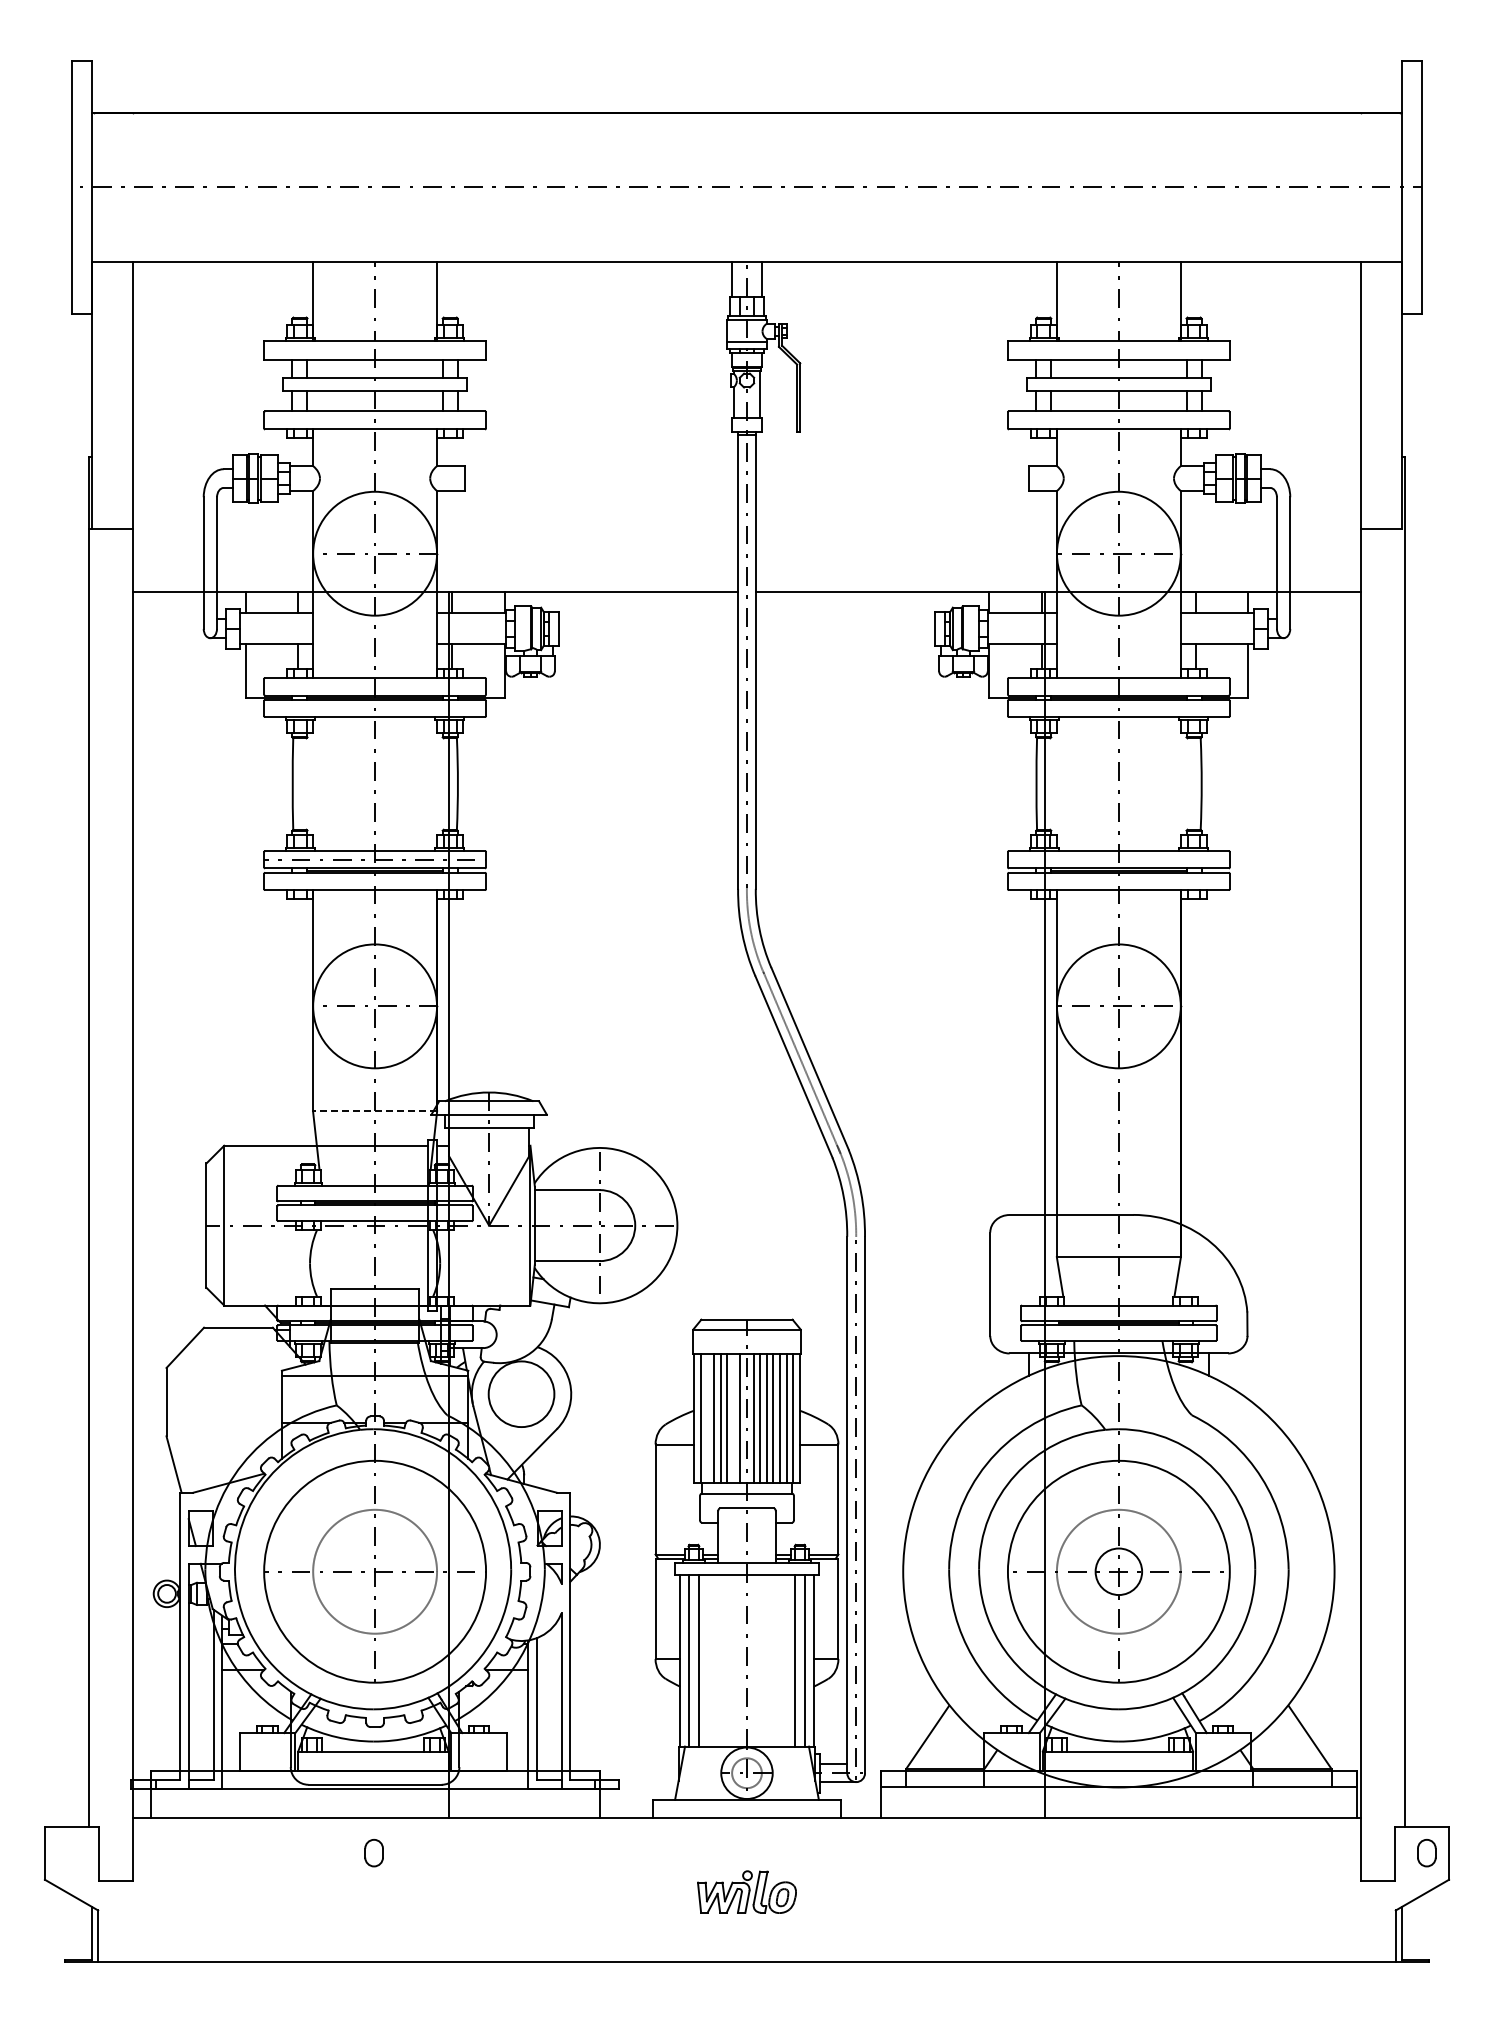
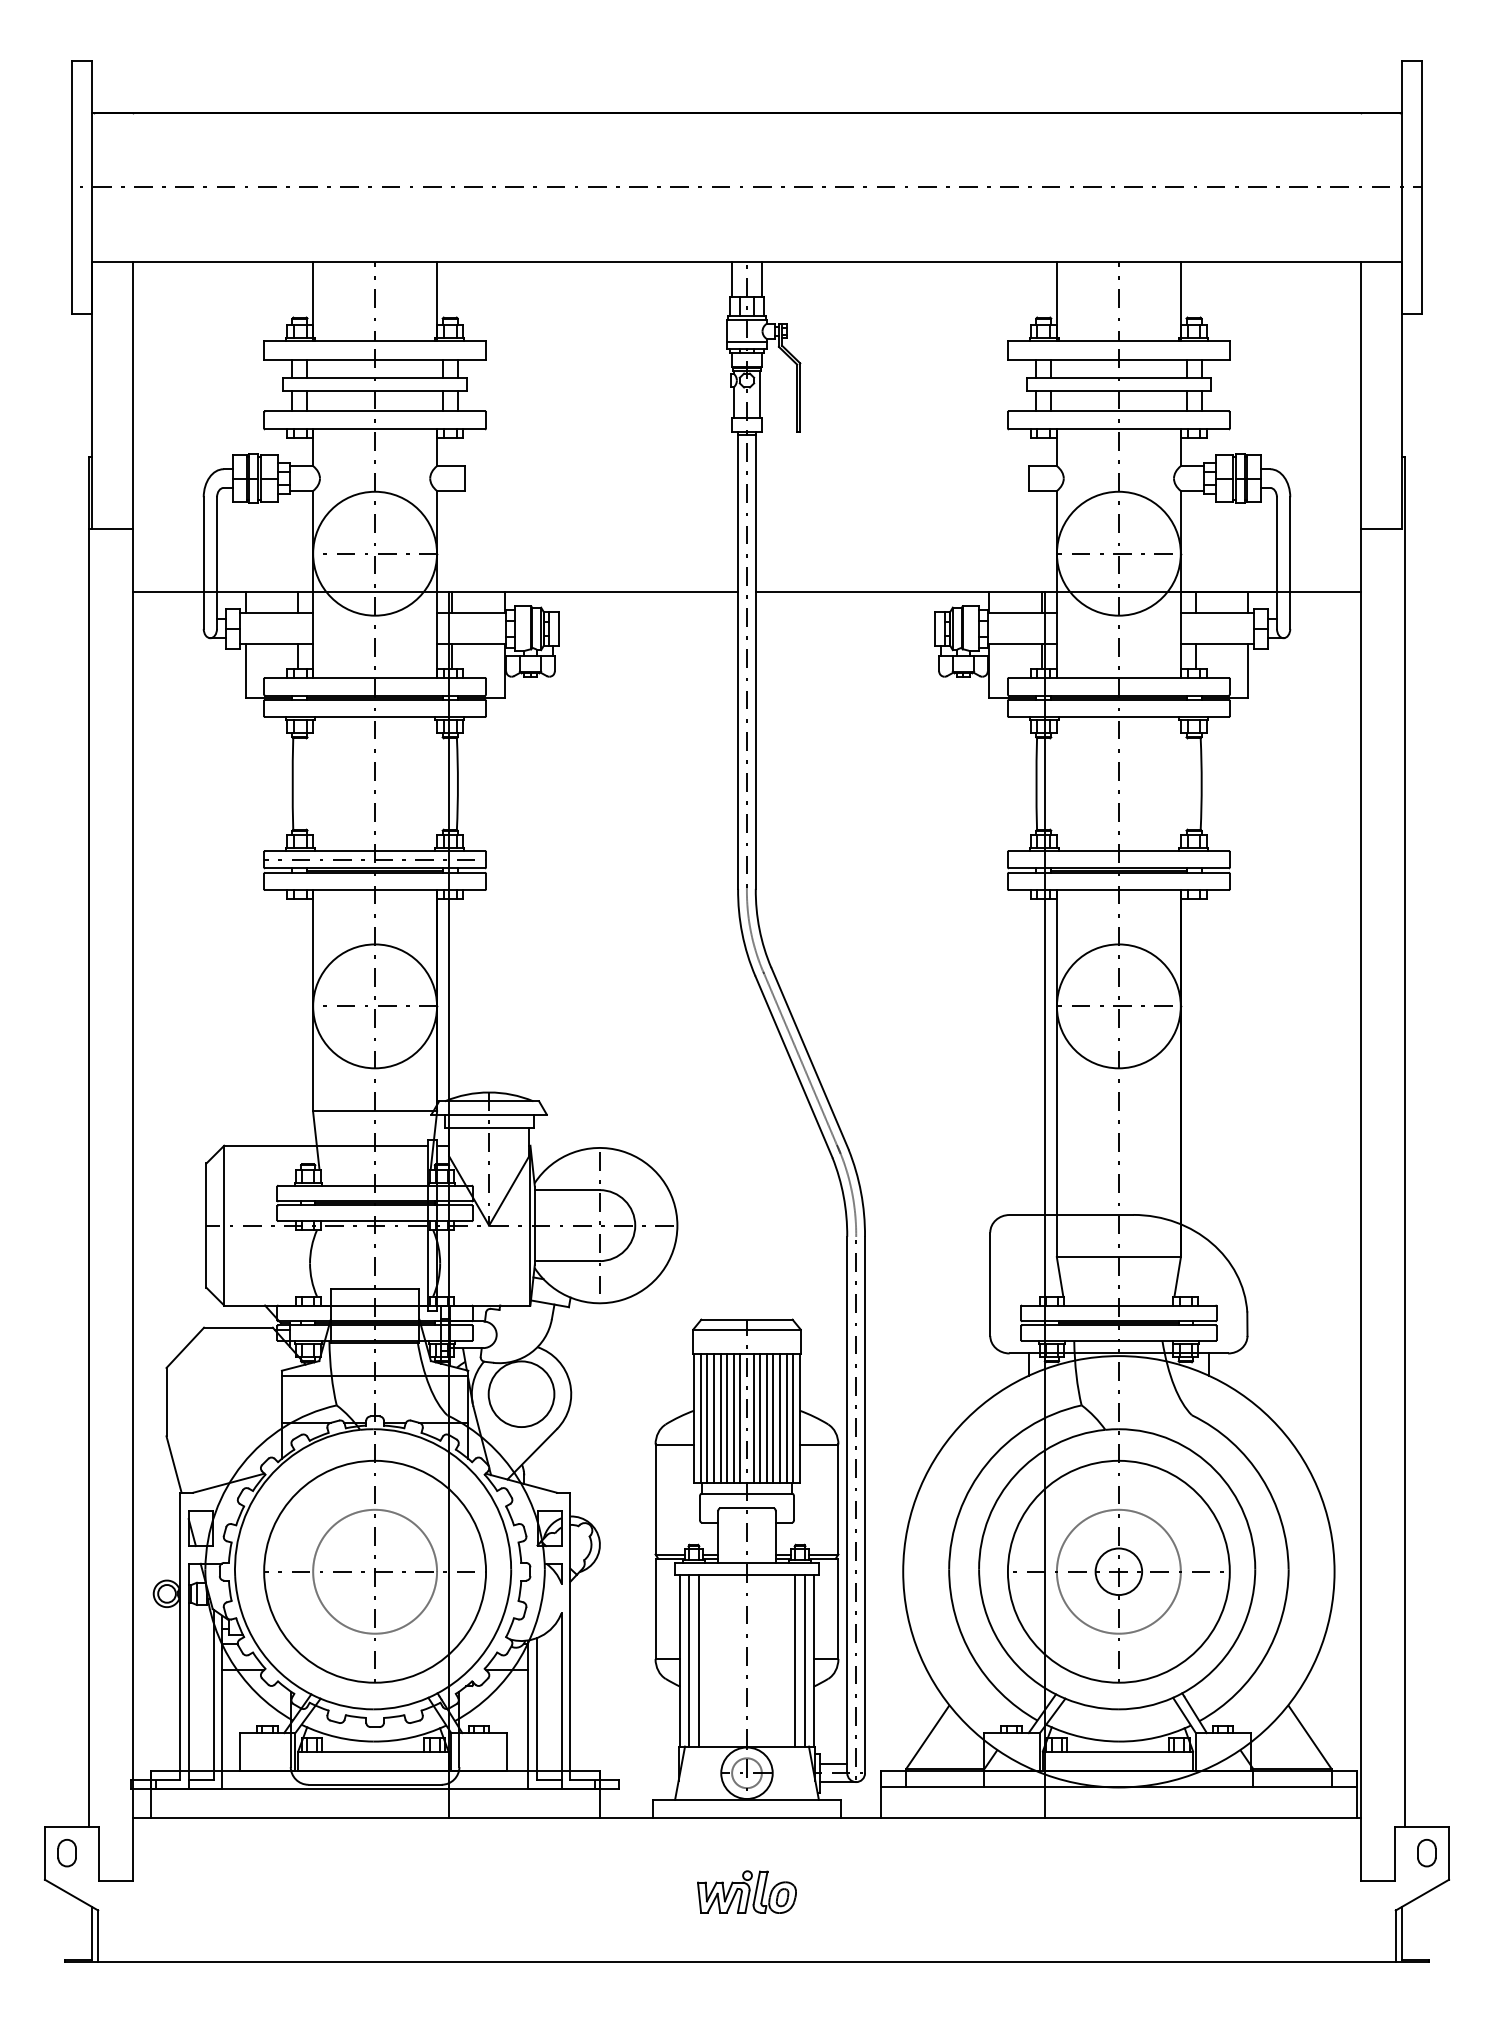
line: dashed -> solid (374, 1111)
line: none -> present (707, 1418)
line: none -> present (733, 1418)
part position: (373, 1853) -> (66, 1853) (66, 1853)
